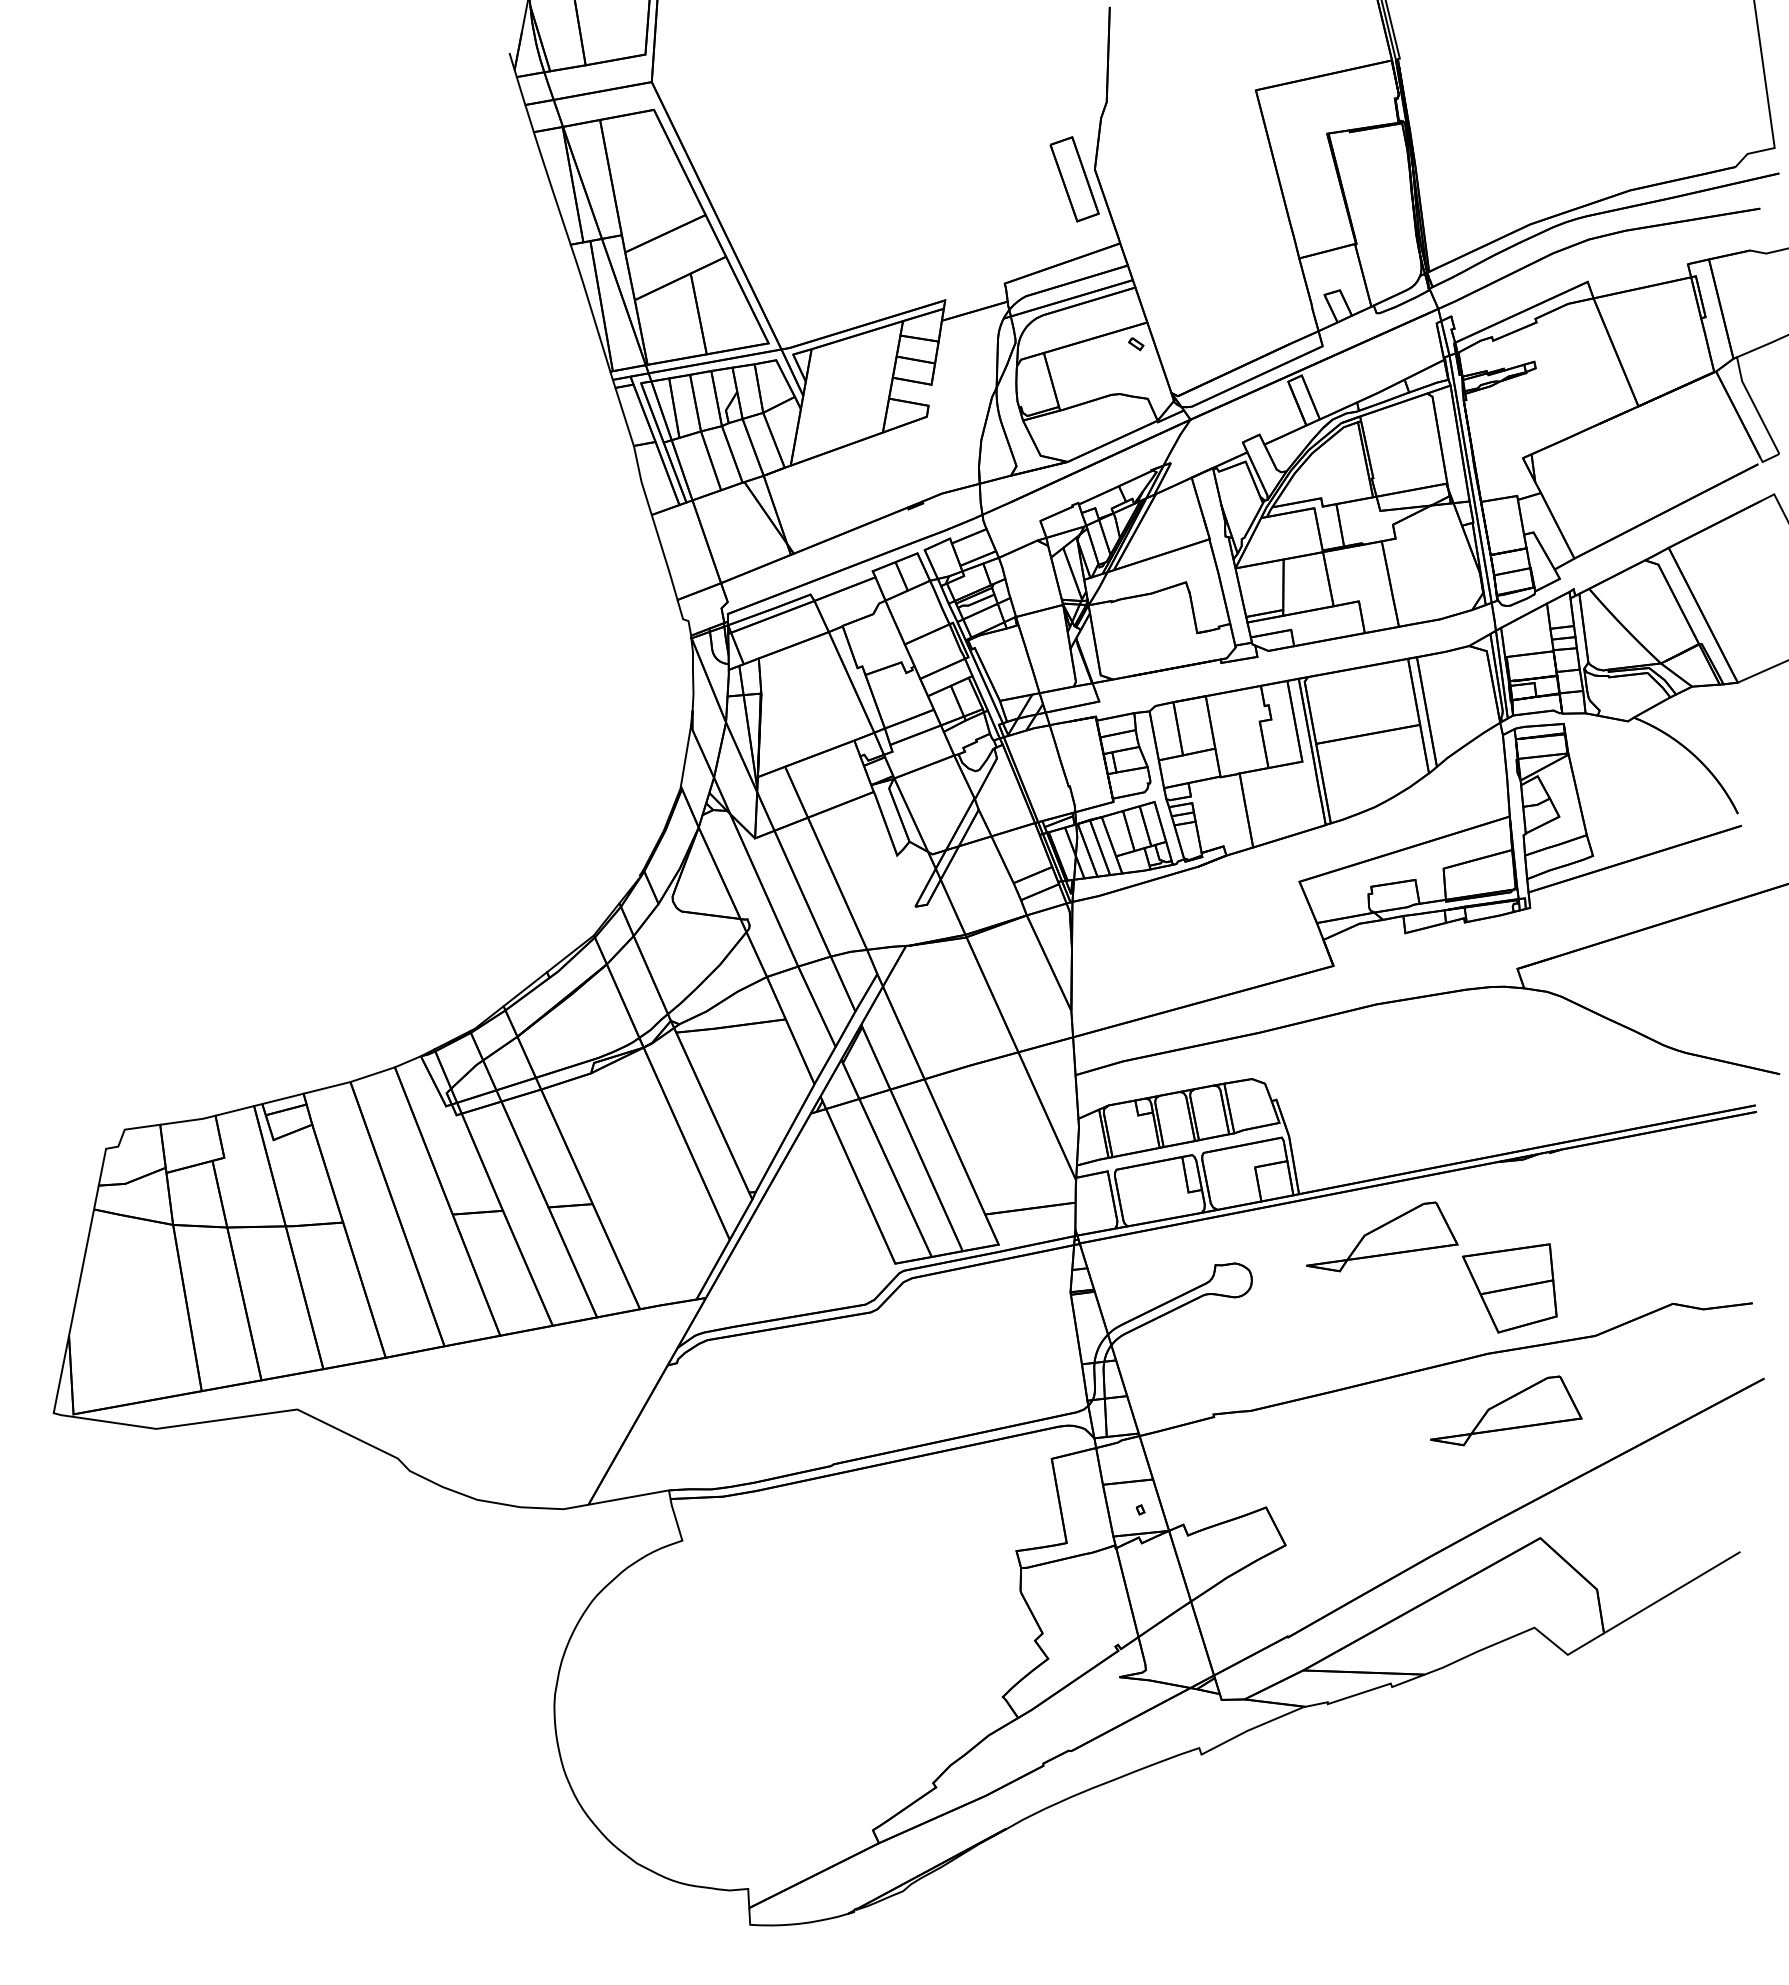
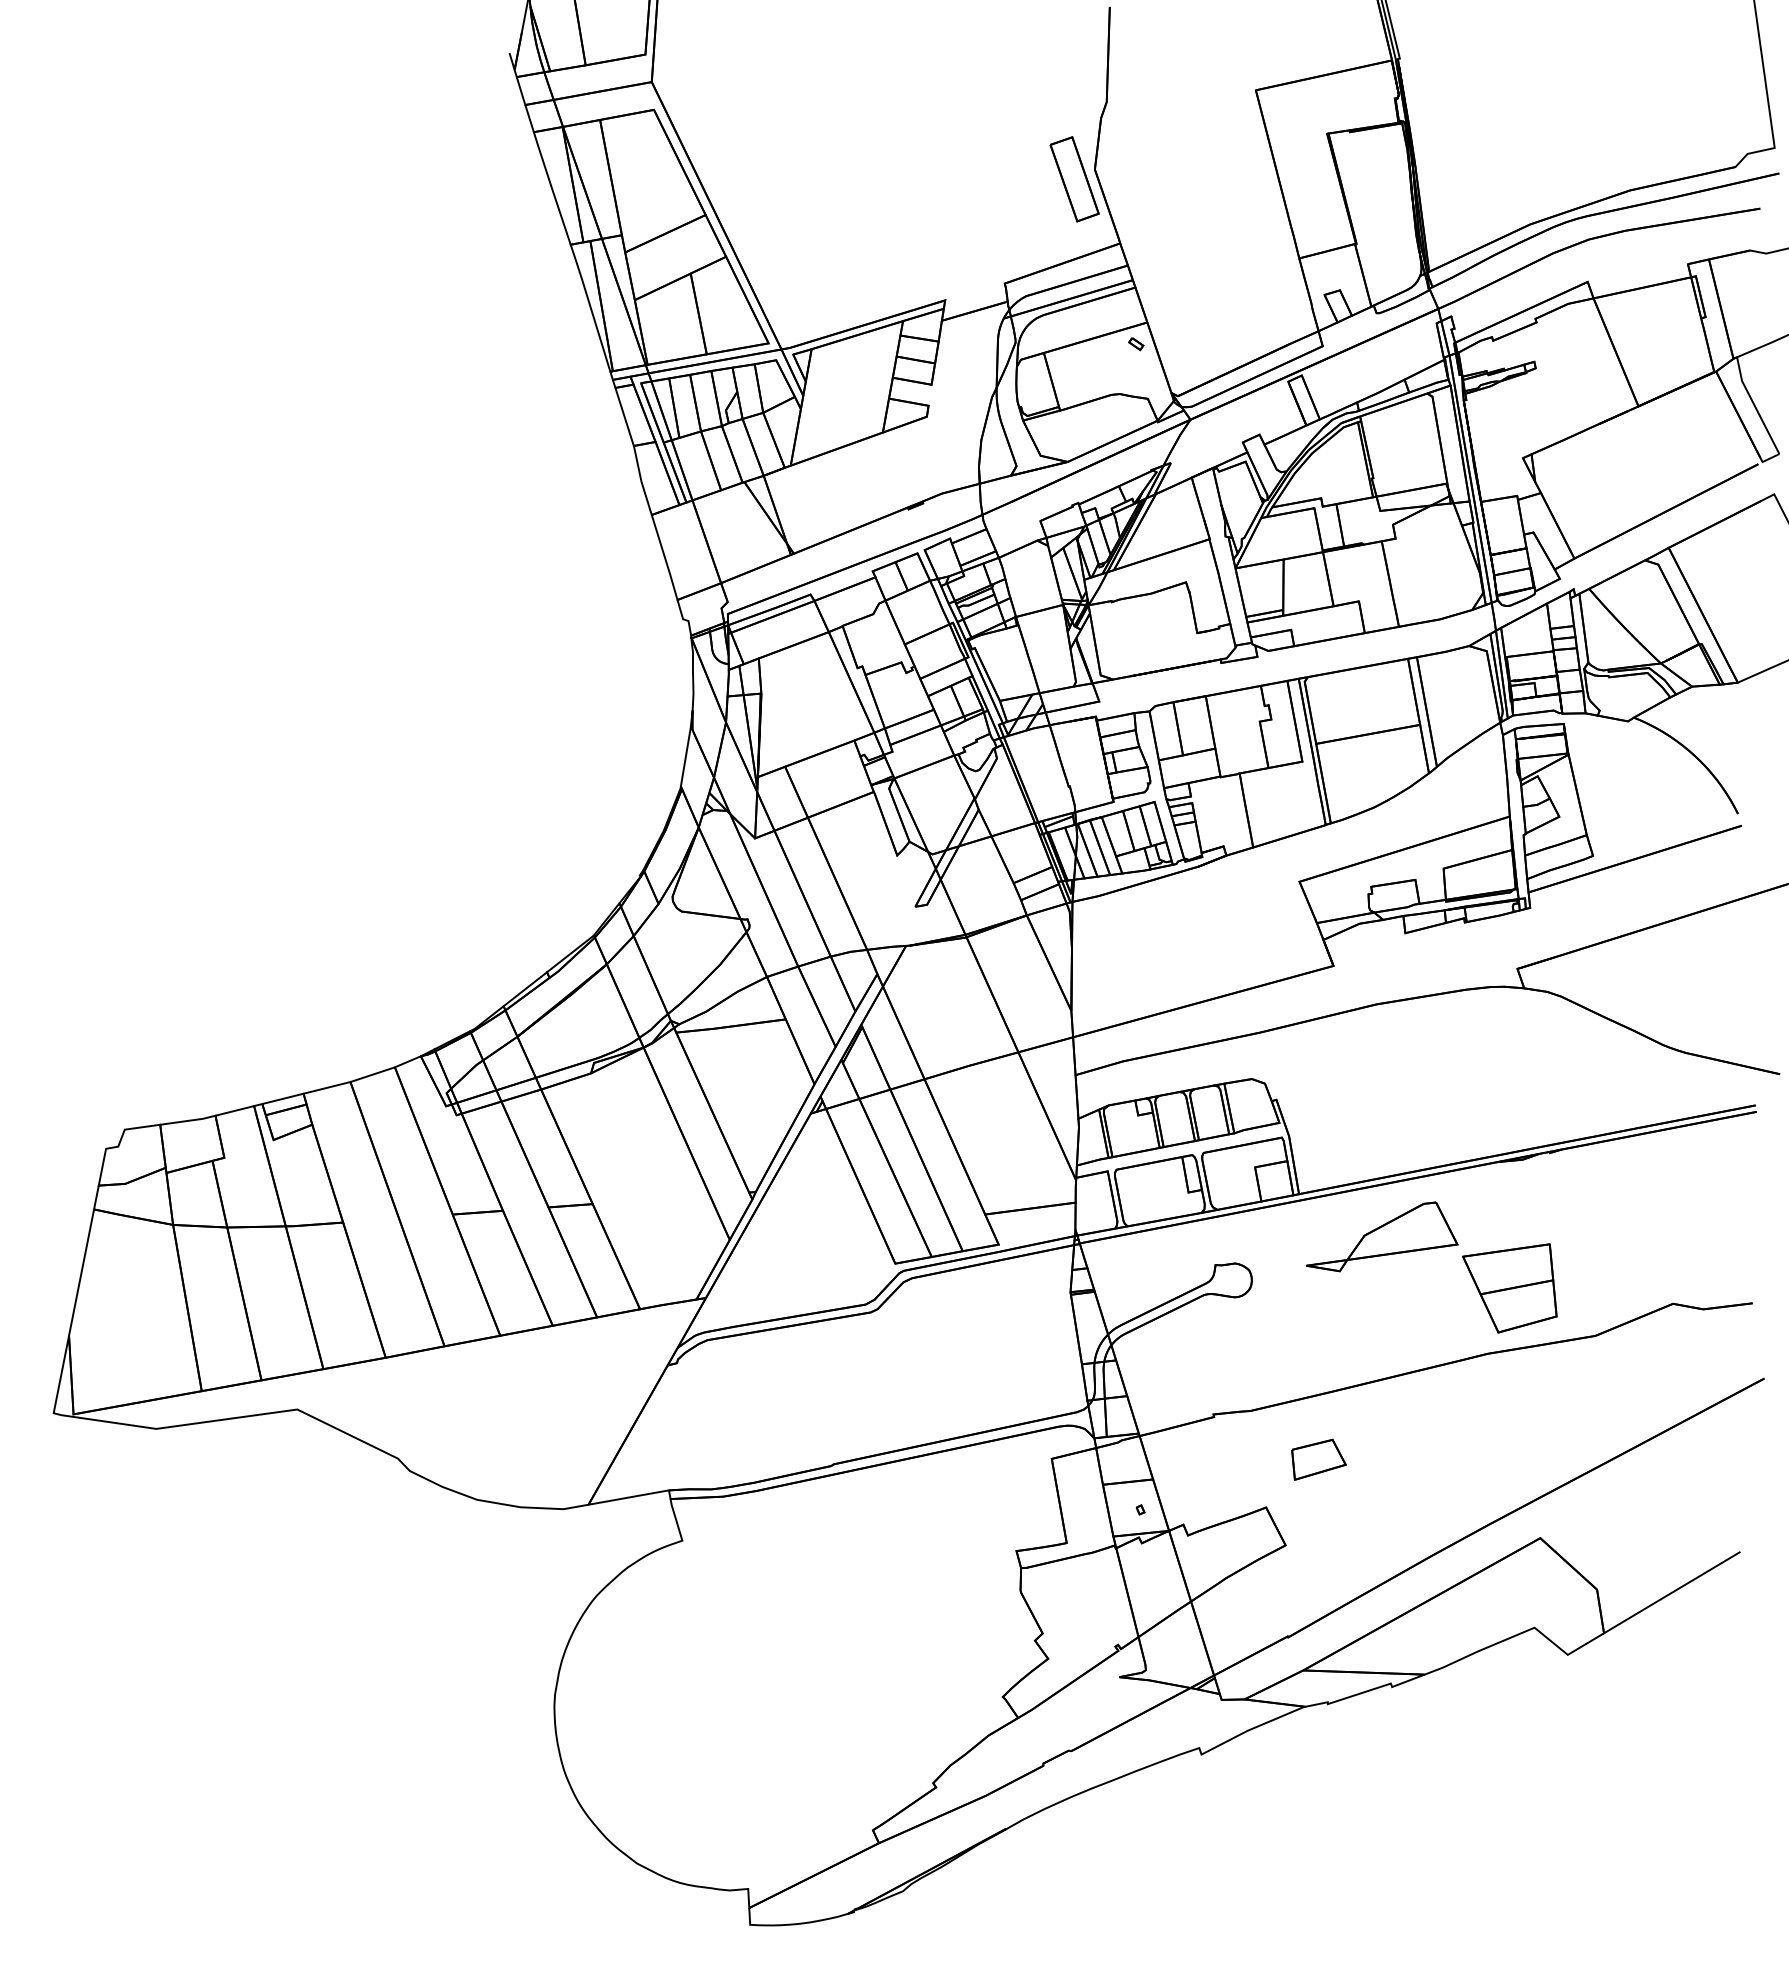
part: present -> none (1506, 1410)
part: none -> present (1318, 1459)
